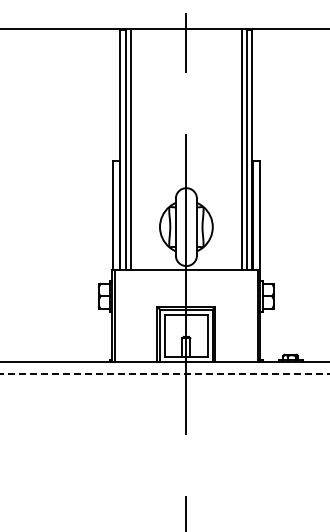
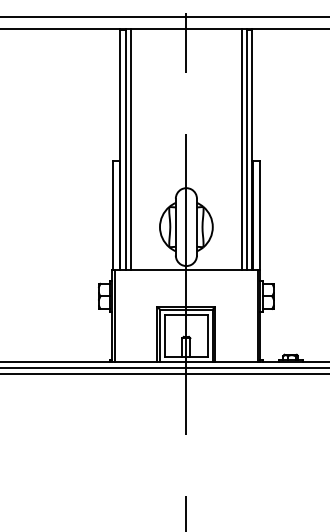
line: none -> present (164, 17)
line: none -> present (164, 367)
line: dashed -> solid (164, 374)
